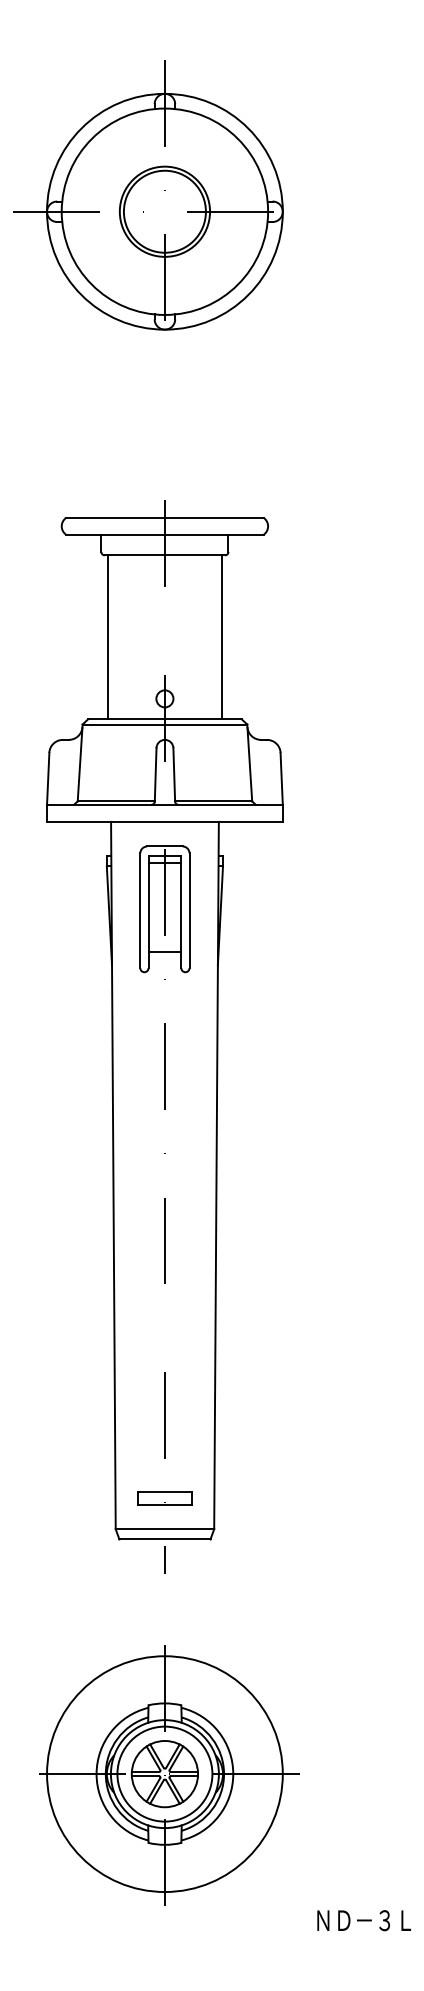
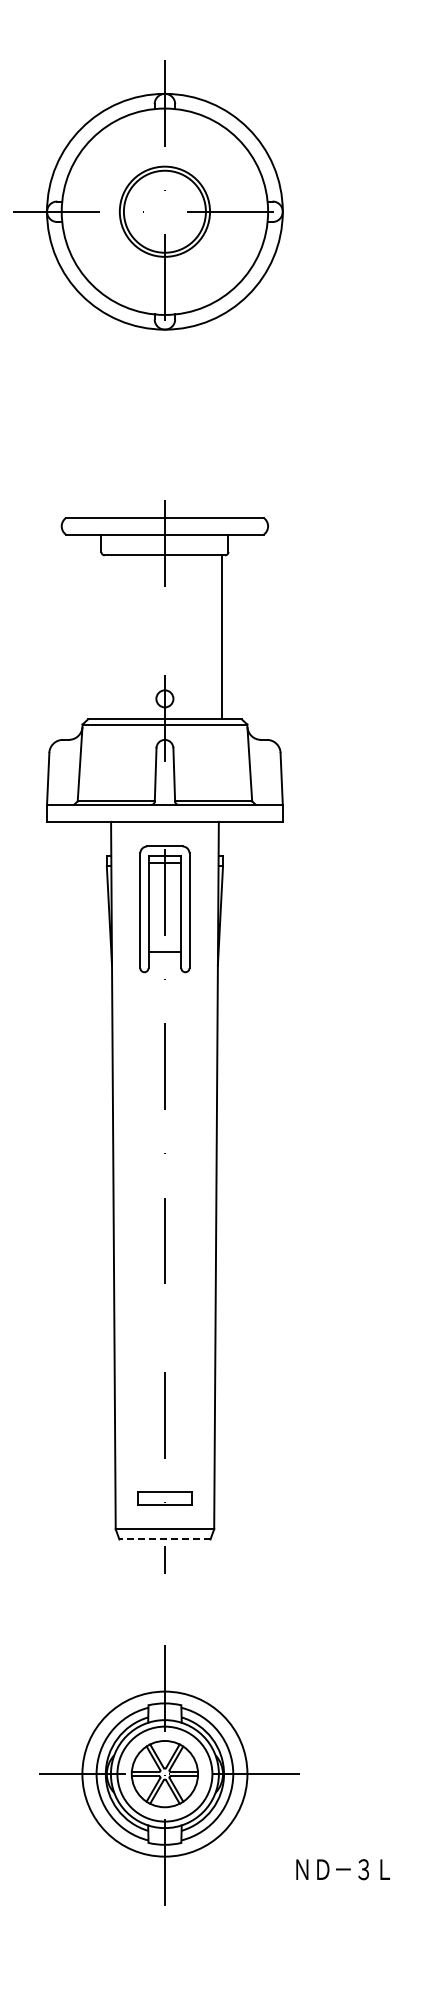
line: present -> none (108, 637)
line: solid -> dashed (164, 1539)
circle diameter: 236 px -> 165 px (164, 1773)
text position: (363, 1920) -> (342, 1869) (342, 1869)
